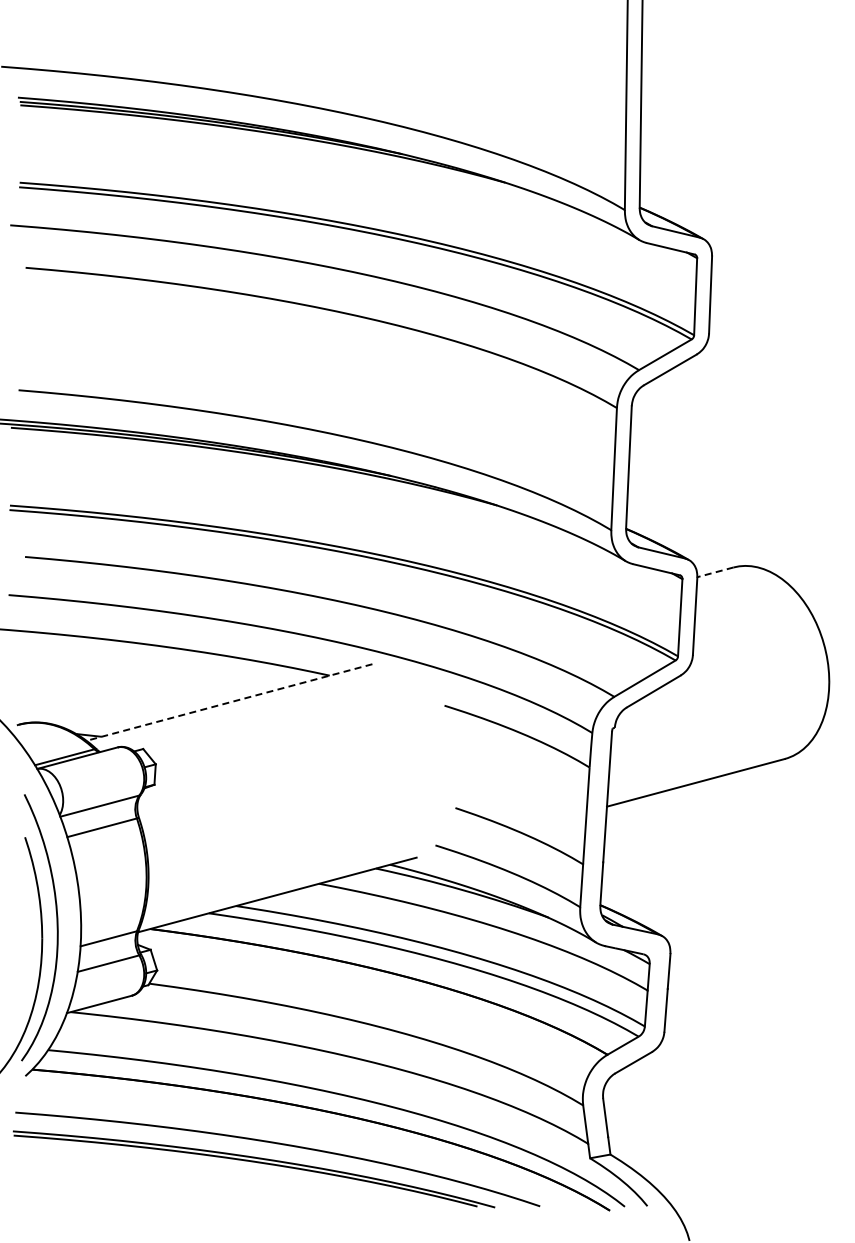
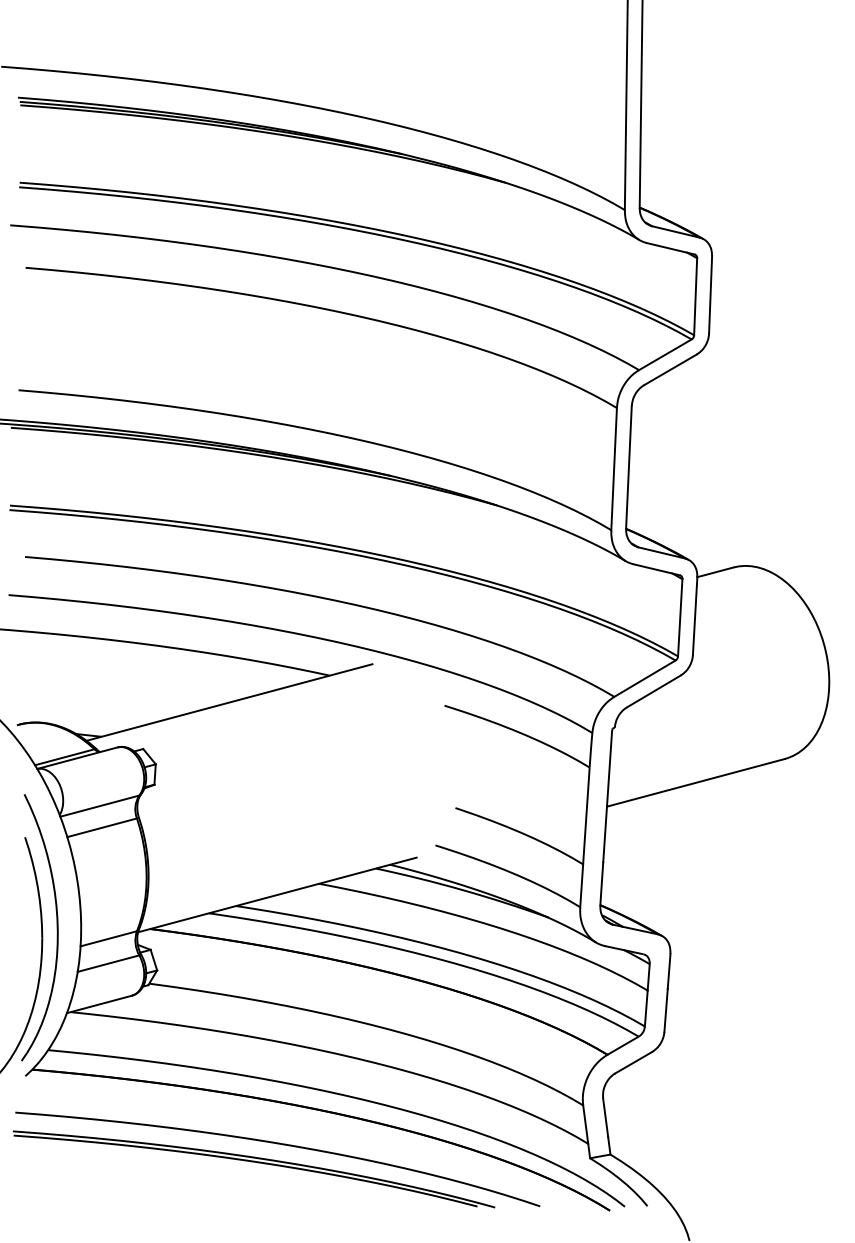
line: dashed -> solid (715, 572)
line: dashed -> solid (229, 702)
